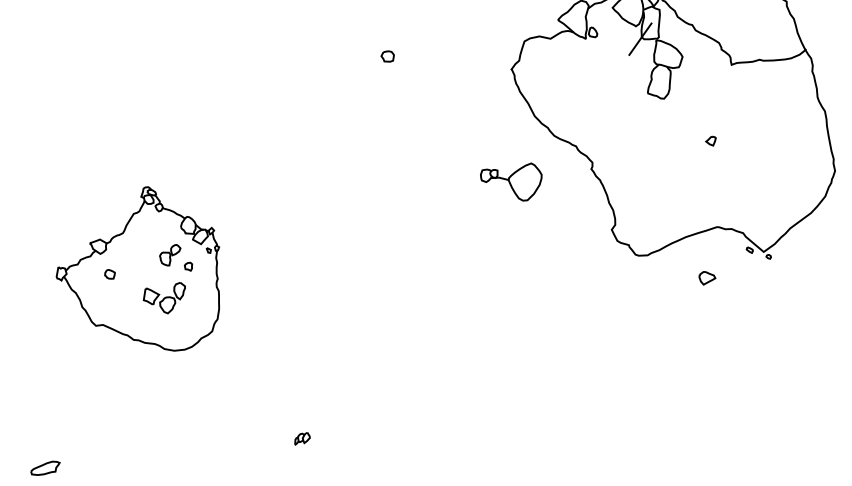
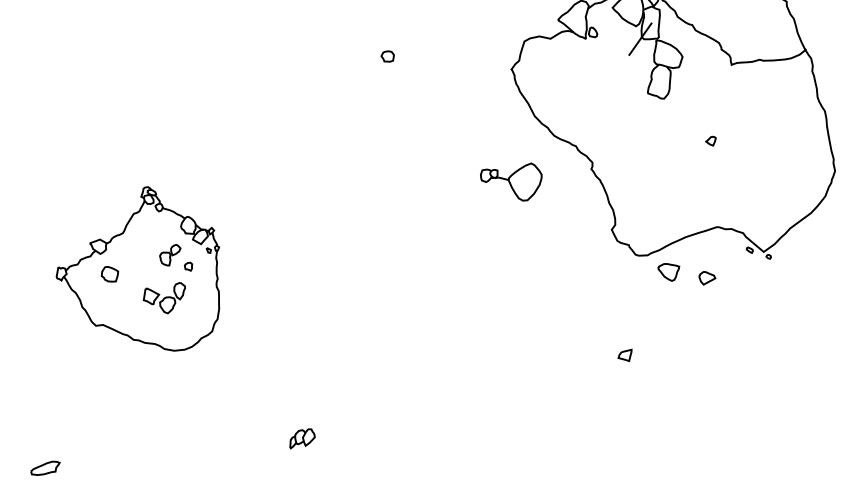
part: none -> present (668, 272)
part size: 12x11 px -> 20x17 px (109, 274)
part: none -> present (624, 355)
part size: 17x14 px -> 27x22 px (302, 438)
